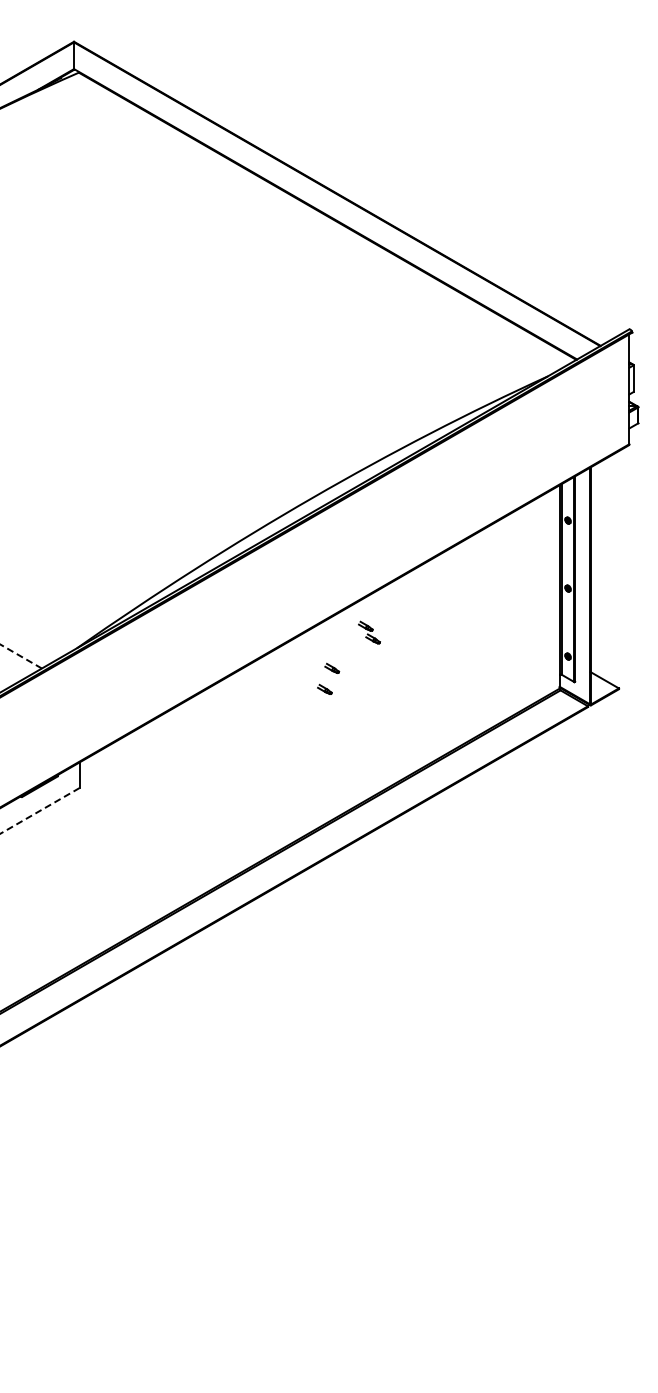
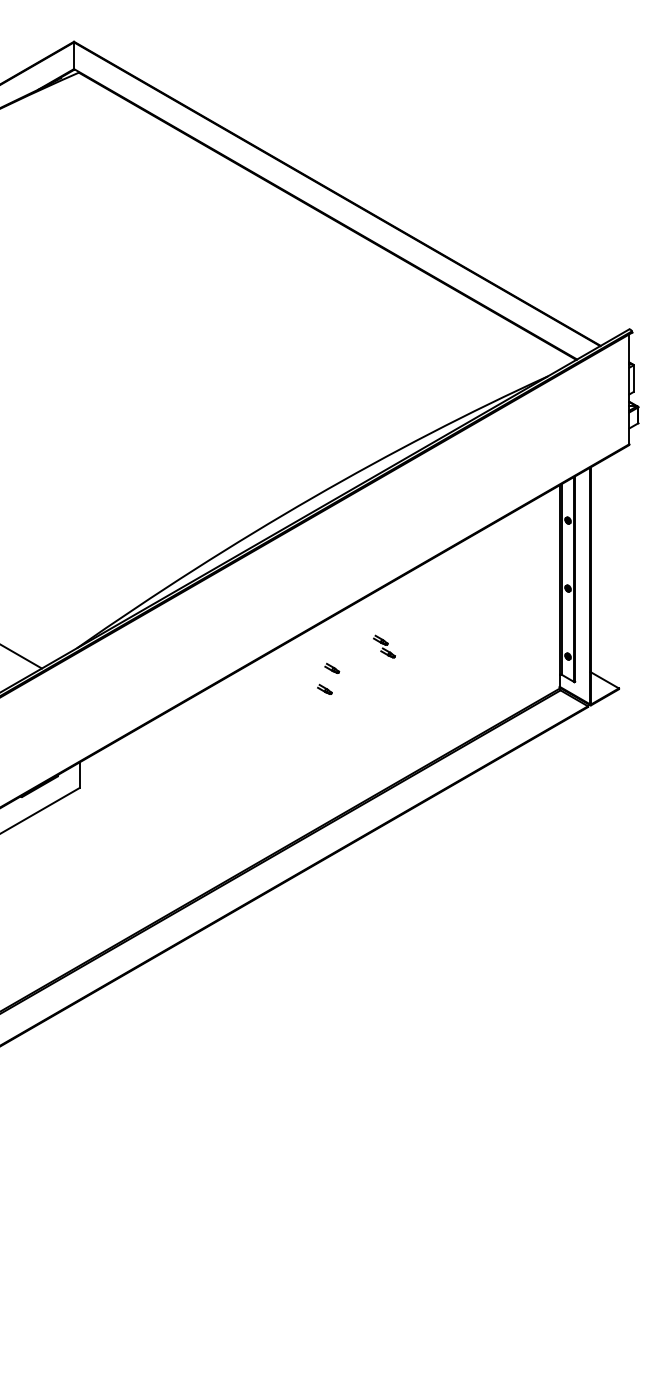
part position: (369, 632) -> (384, 646) (384, 646)
line: dashed -> solid (21, 656)
line: dashed -> solid (40, 810)
